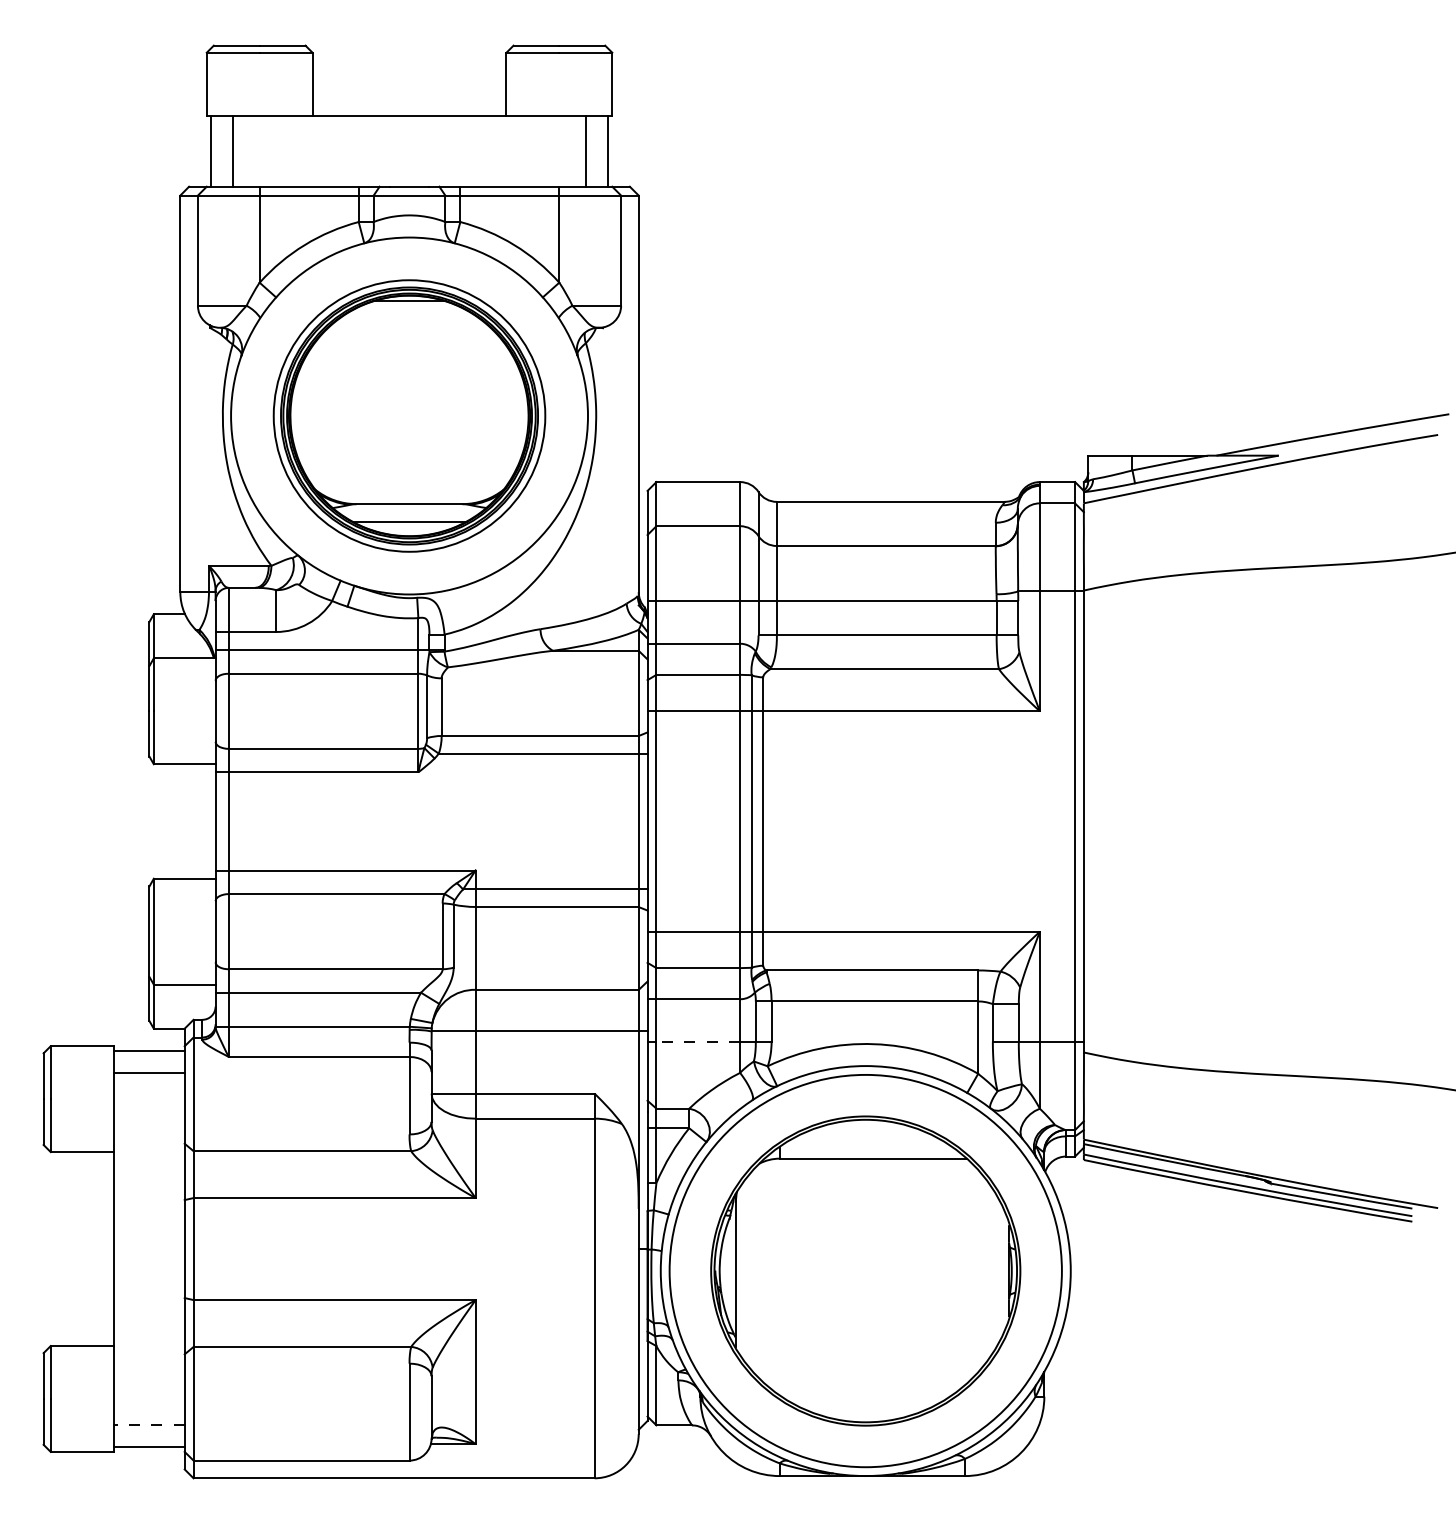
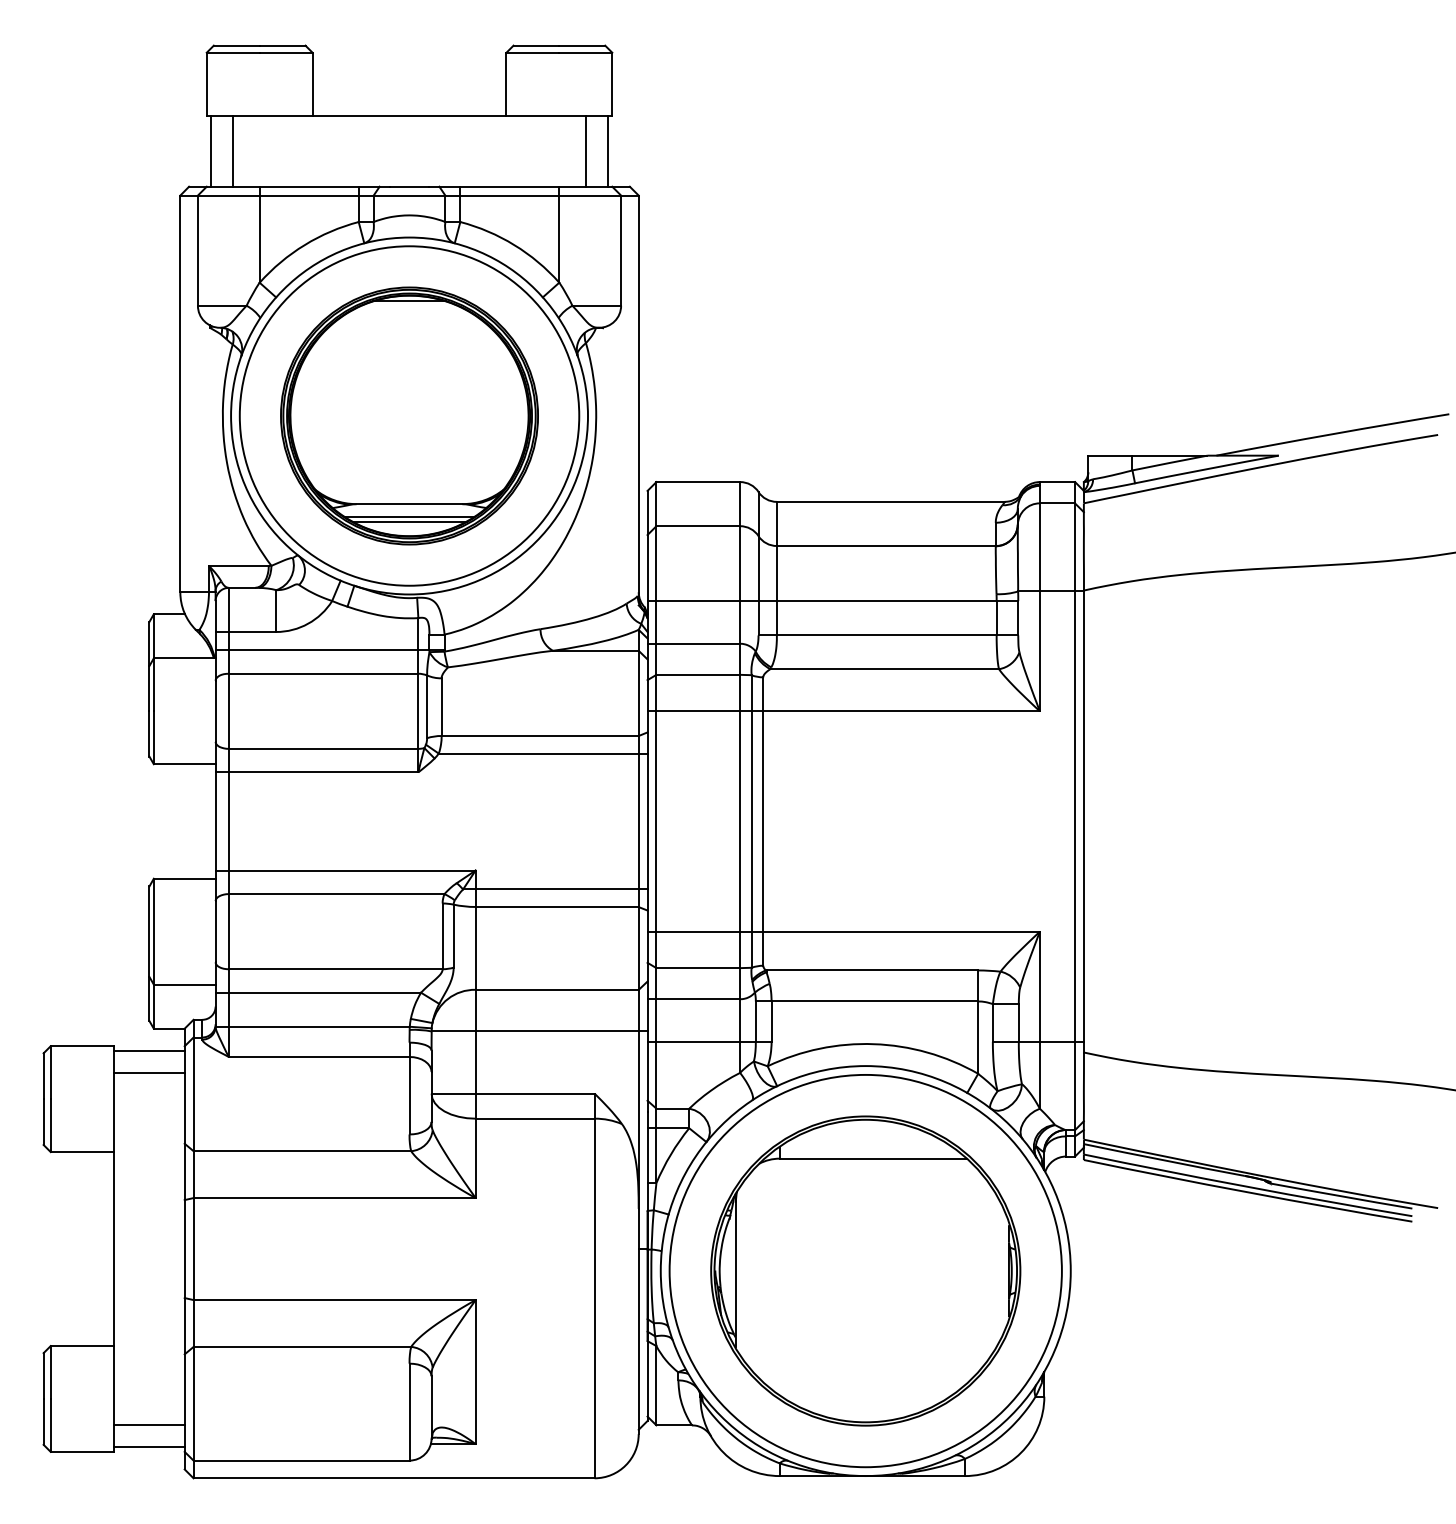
circle diameter: 272 px -> 339 px (409, 415)
line: none -> present (409, 517)
line: dashed -> solid (698, 1041)
line: dashed -> solid (148, 1425)
